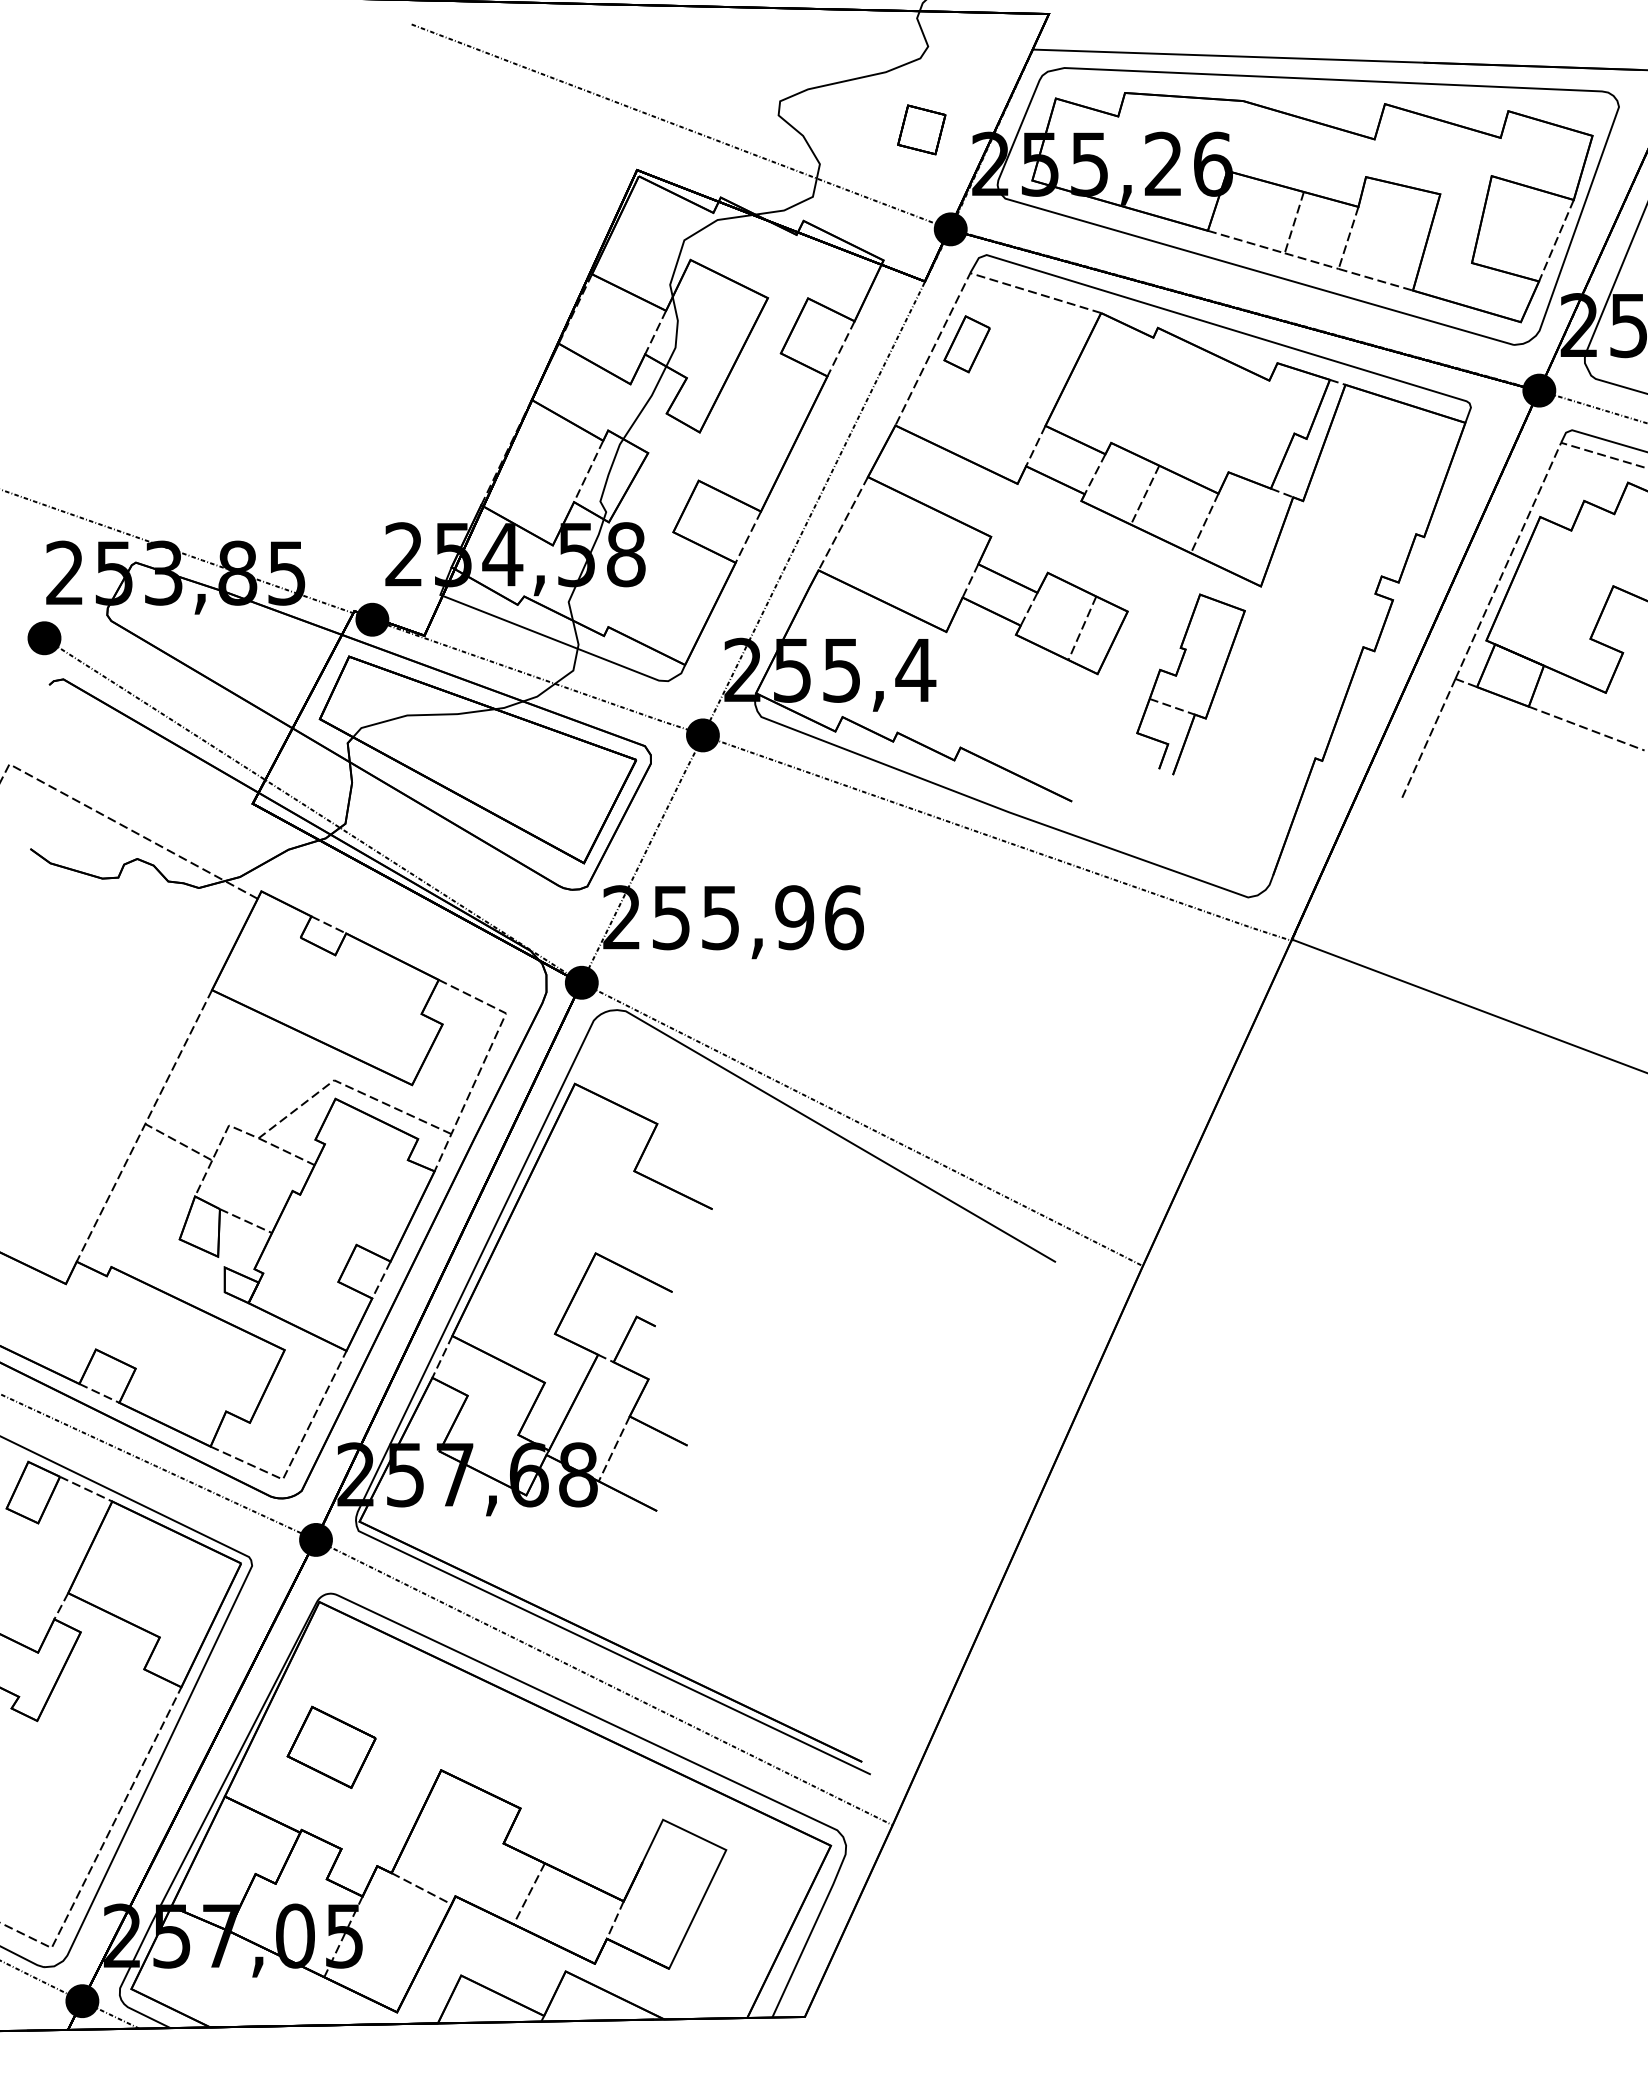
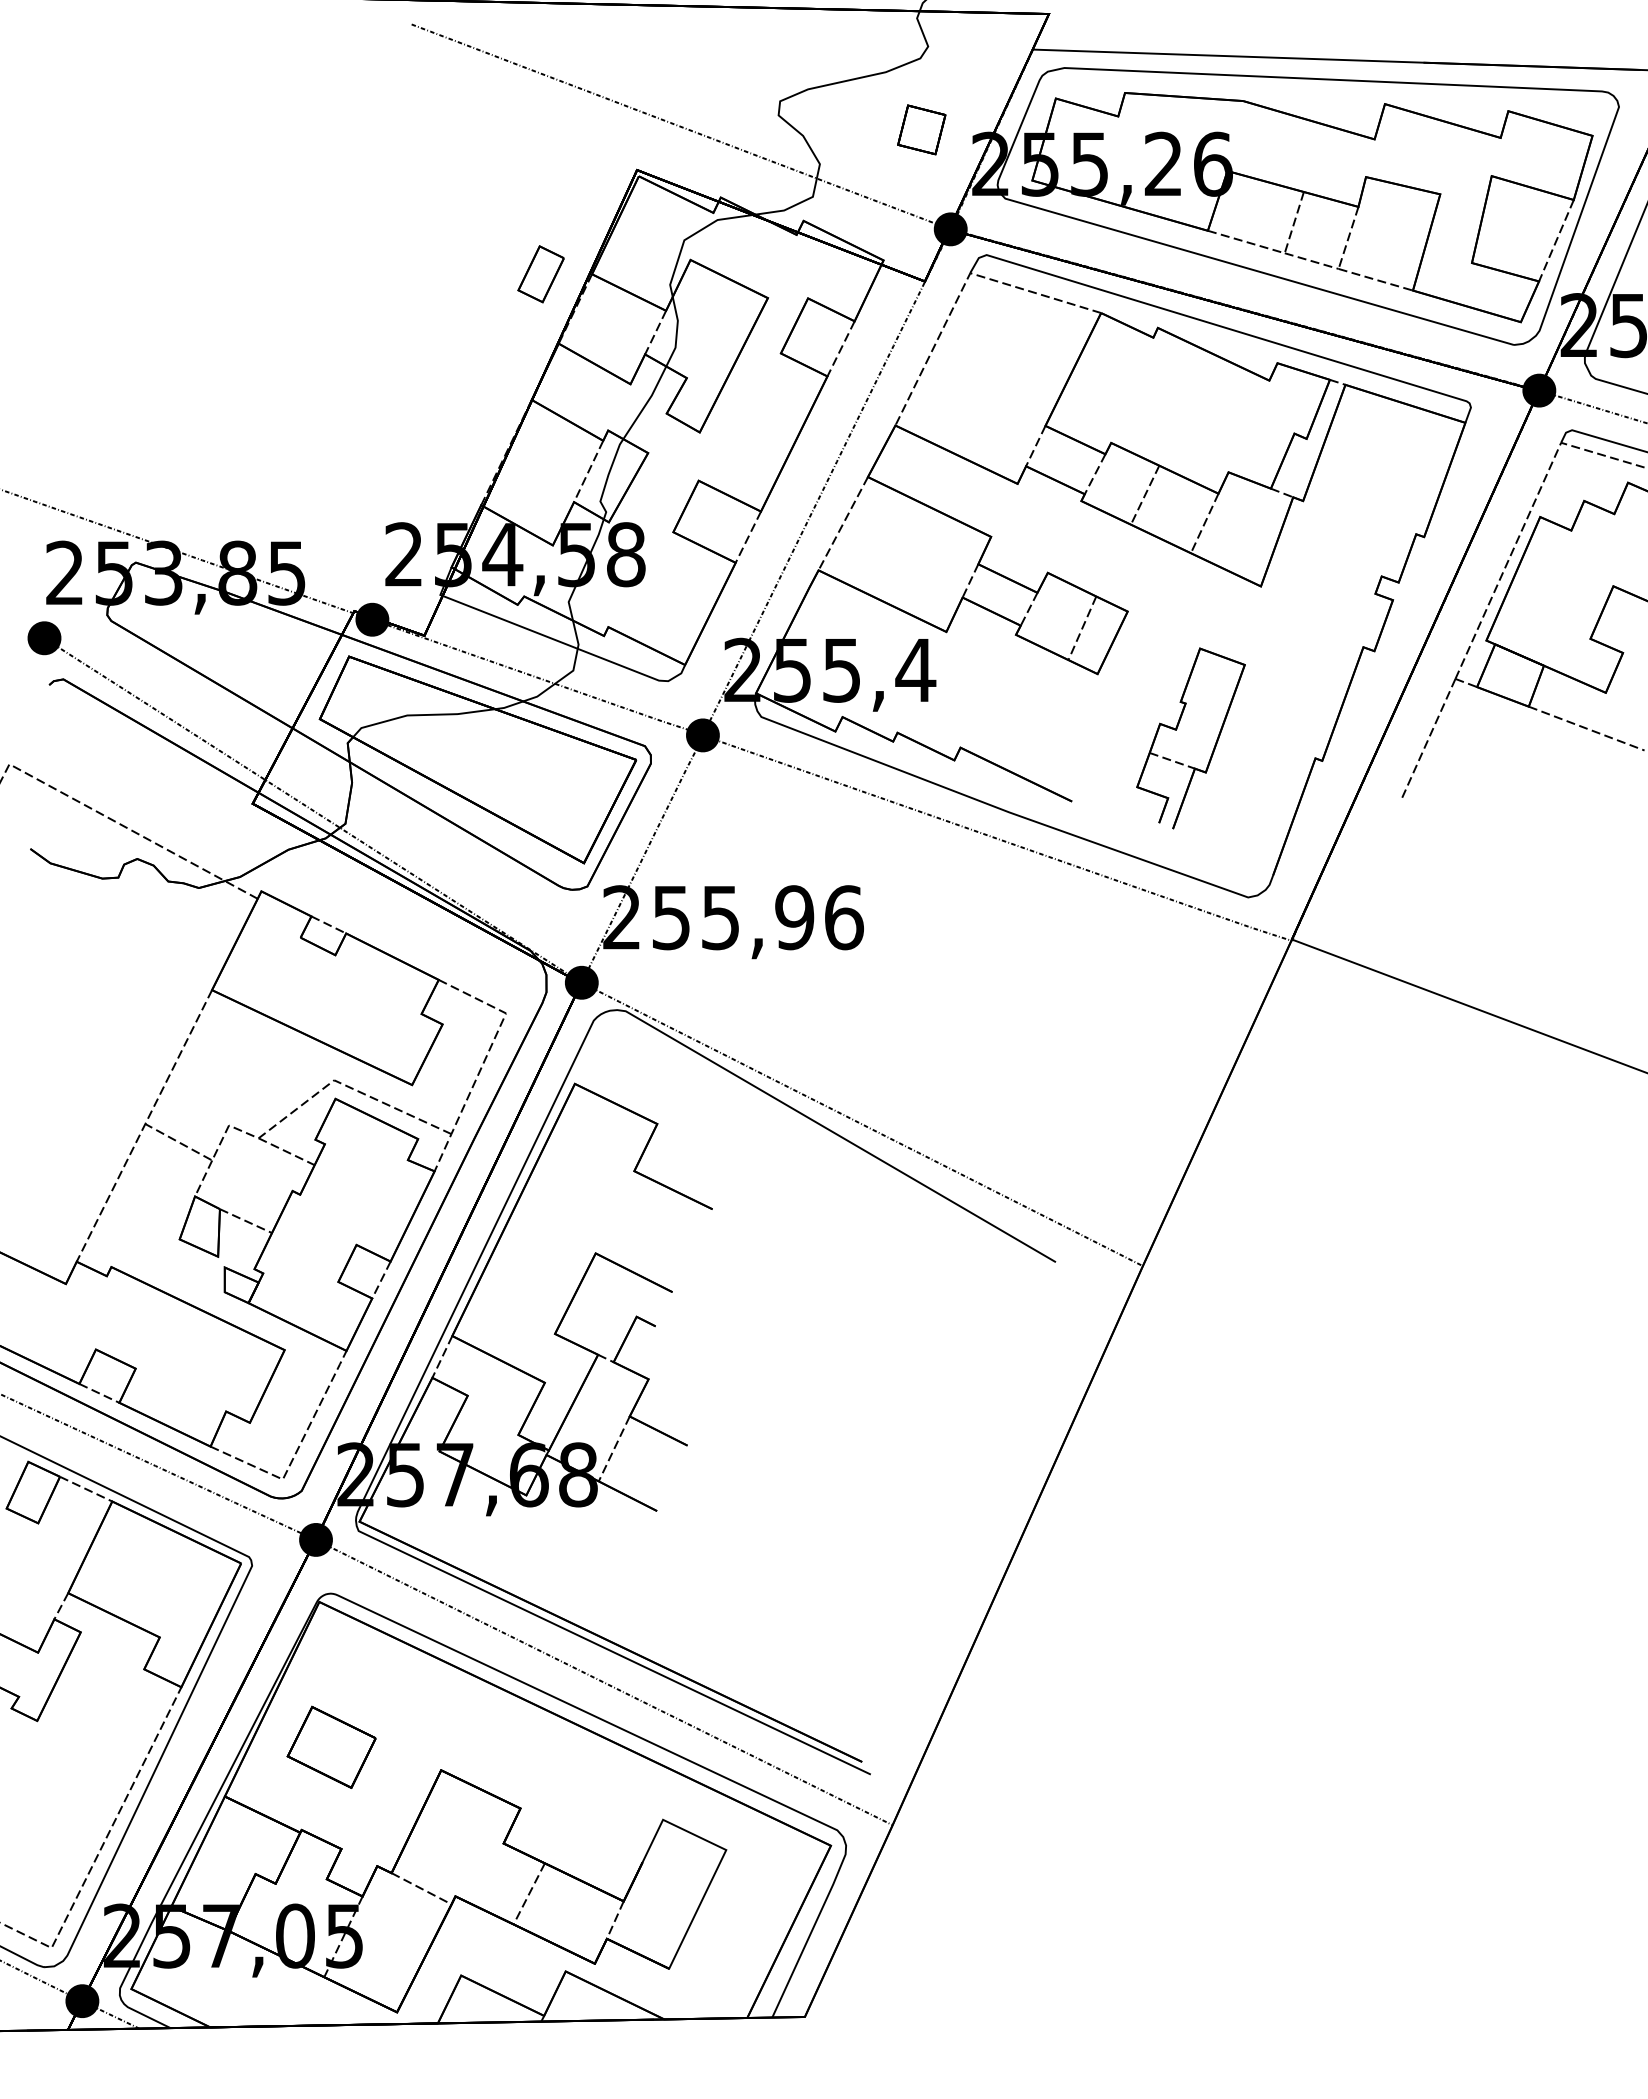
part position: (966, 344) -> (540, 274) (540, 274)
part position: (1177, 675) -> (1177, 729) (1177, 729)
